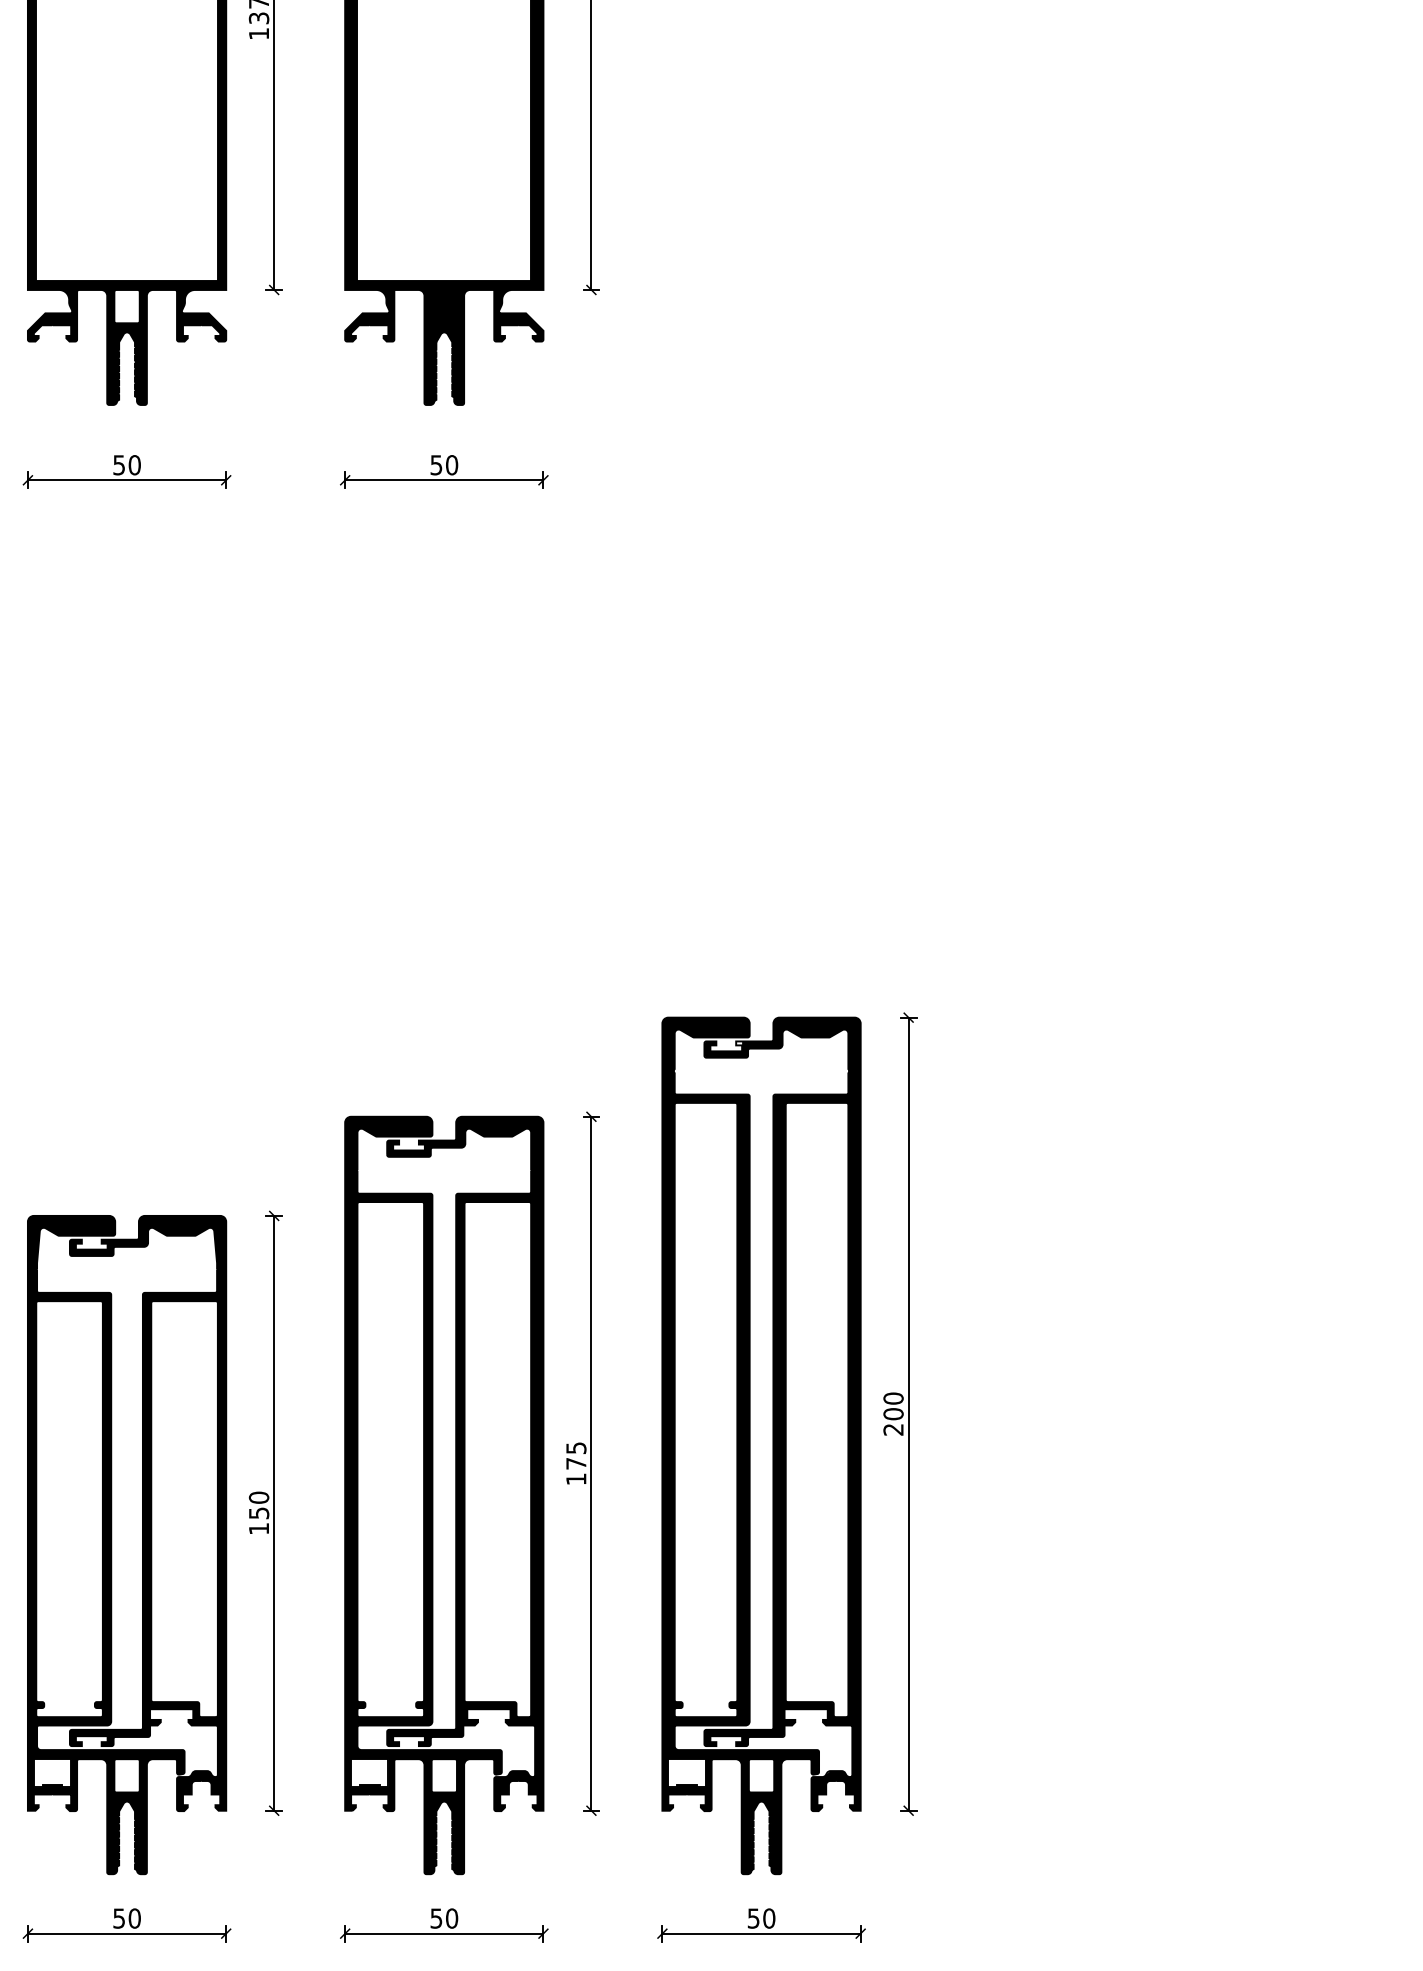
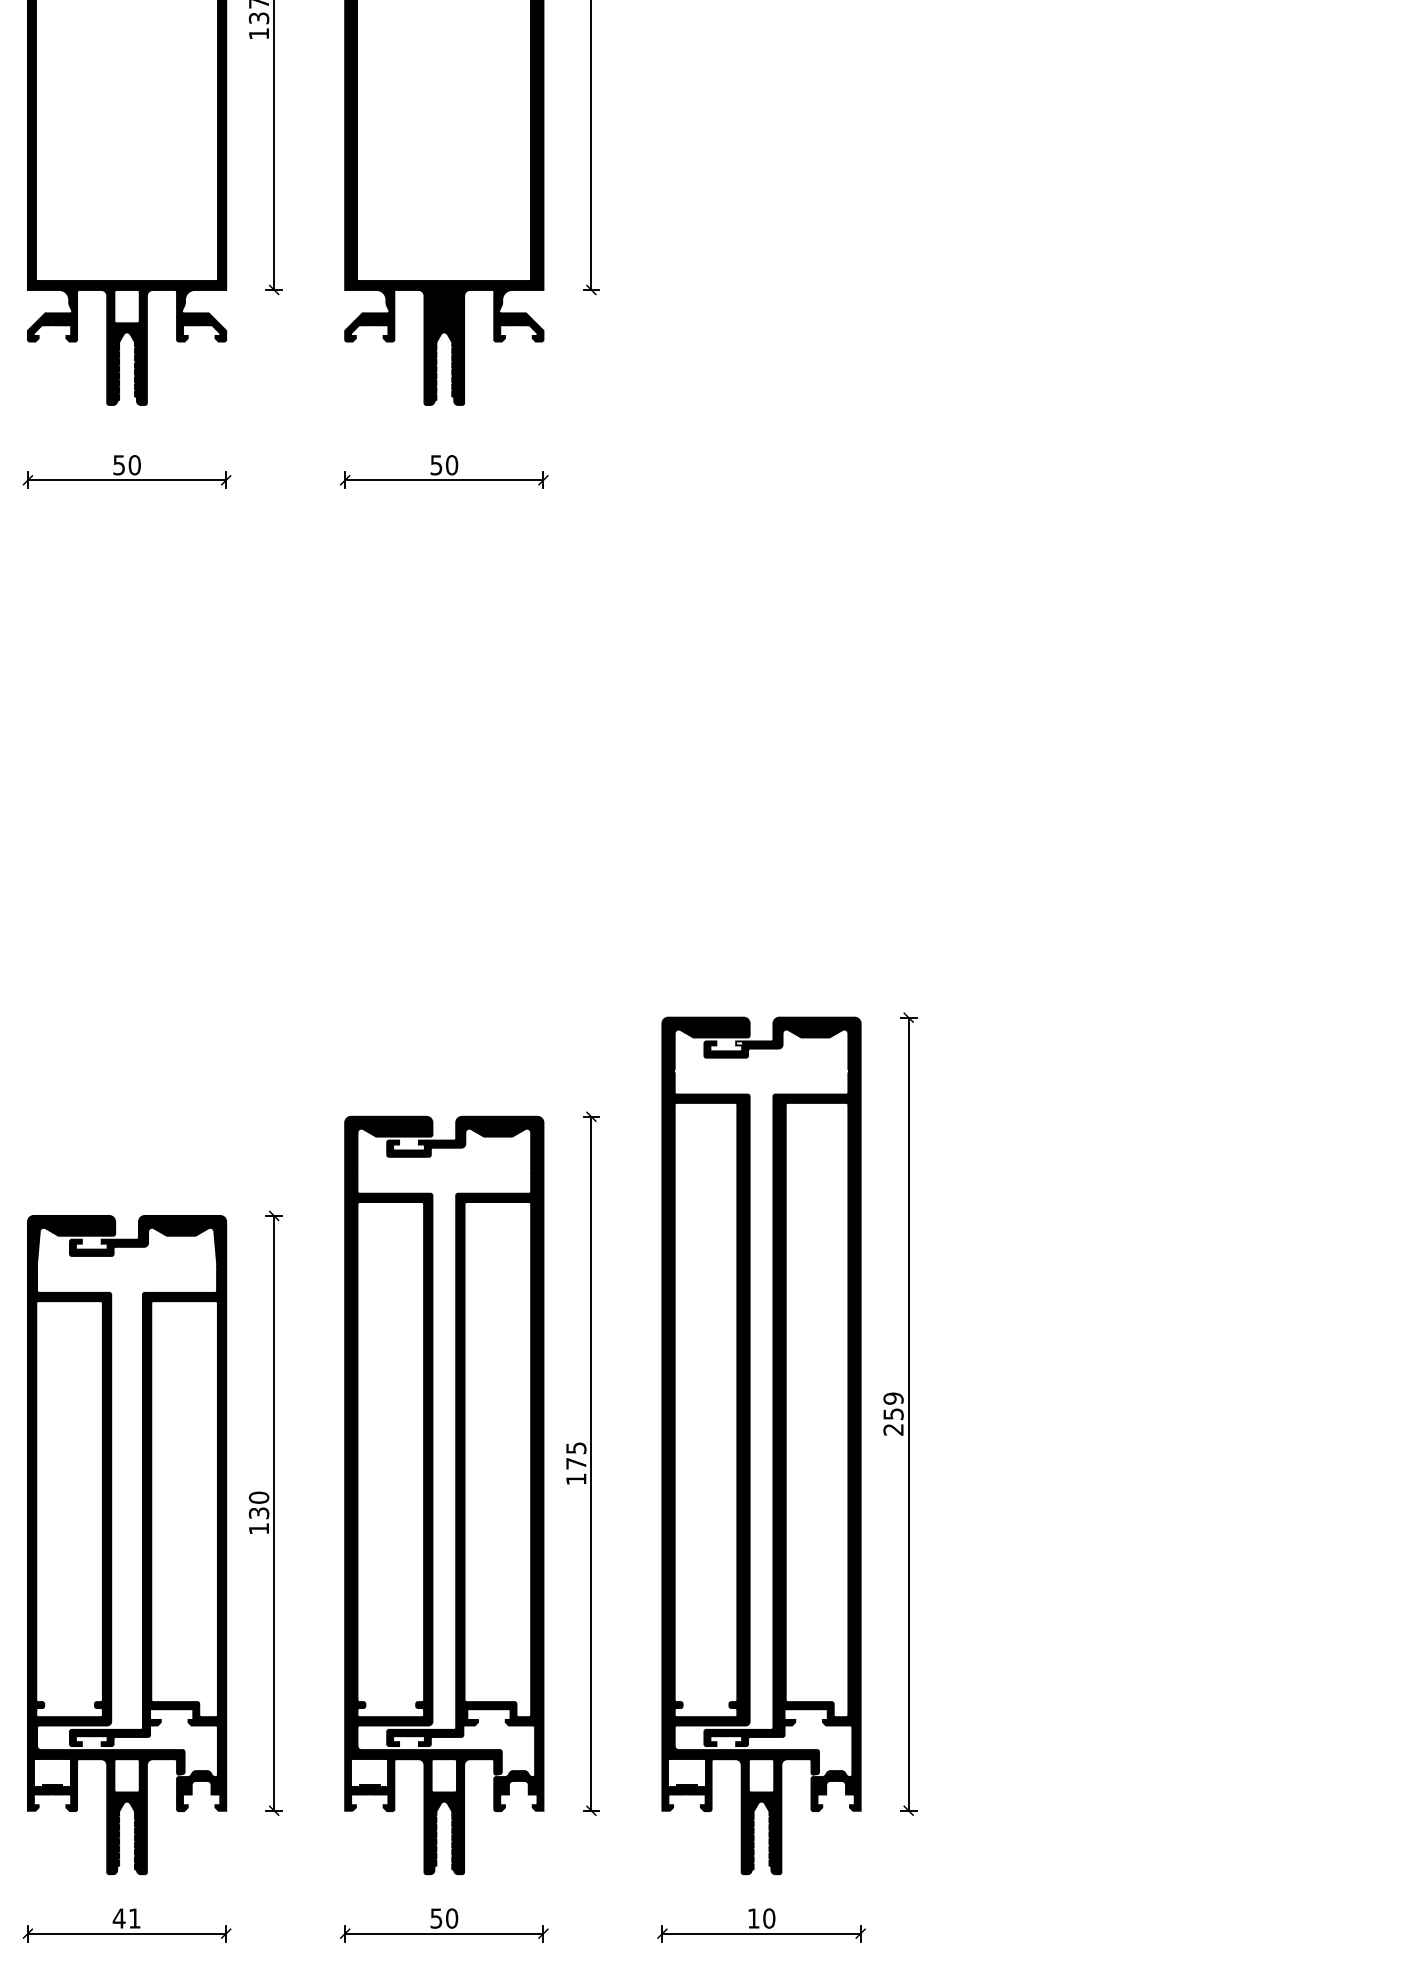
text: 200 -> 259 (893, 1406)
text: 150 -> 130 (258, 1512)
text: 50 -> 41 (126, 1918)
text: 50 -> 10 (753, 1918)
